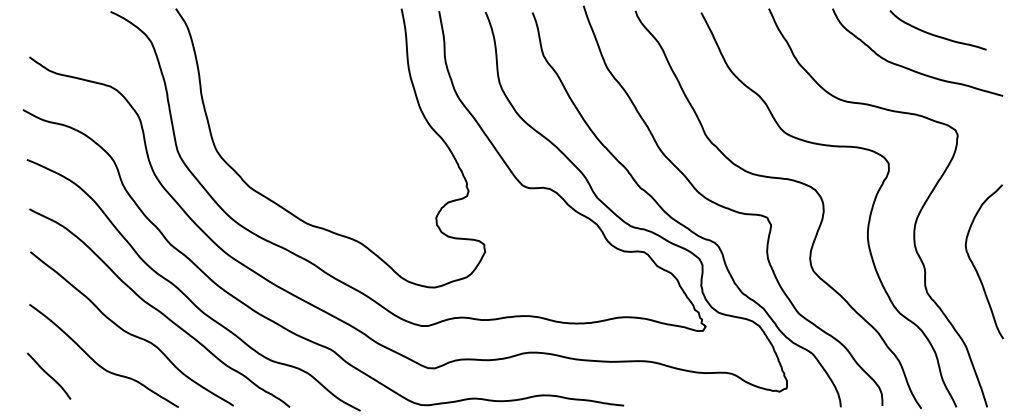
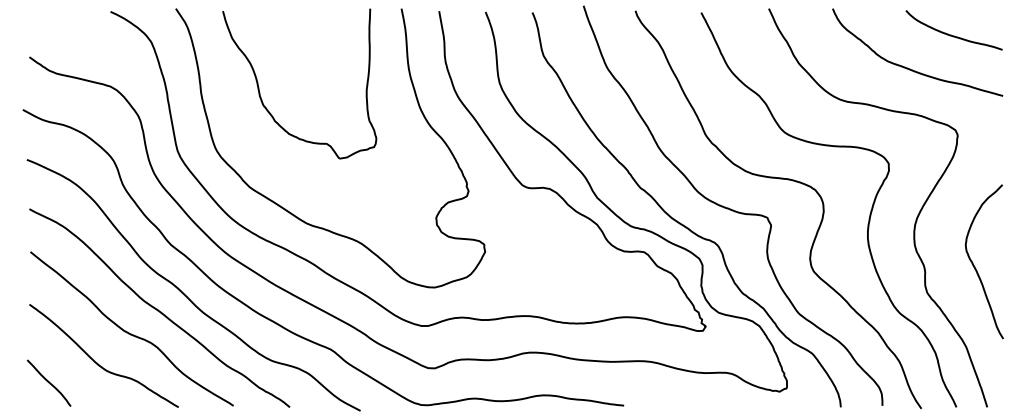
curve position: (935, 34) -> (951, 34) (951, 34)
curve: none -> present (260, 92)
curve position: (48, 375) -> (48, 382) (48, 382)
